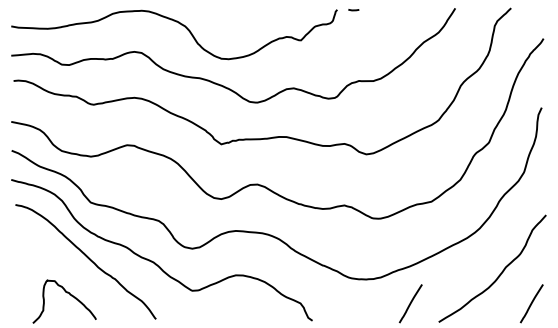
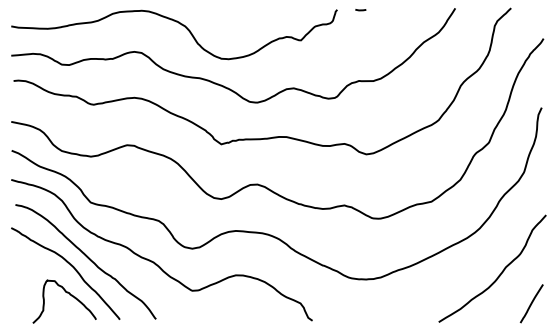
line position: (353, 10) -> (360, 10) (360, 10)
curve: none -> present (71, 266)
line: present -> none (410, 303)
